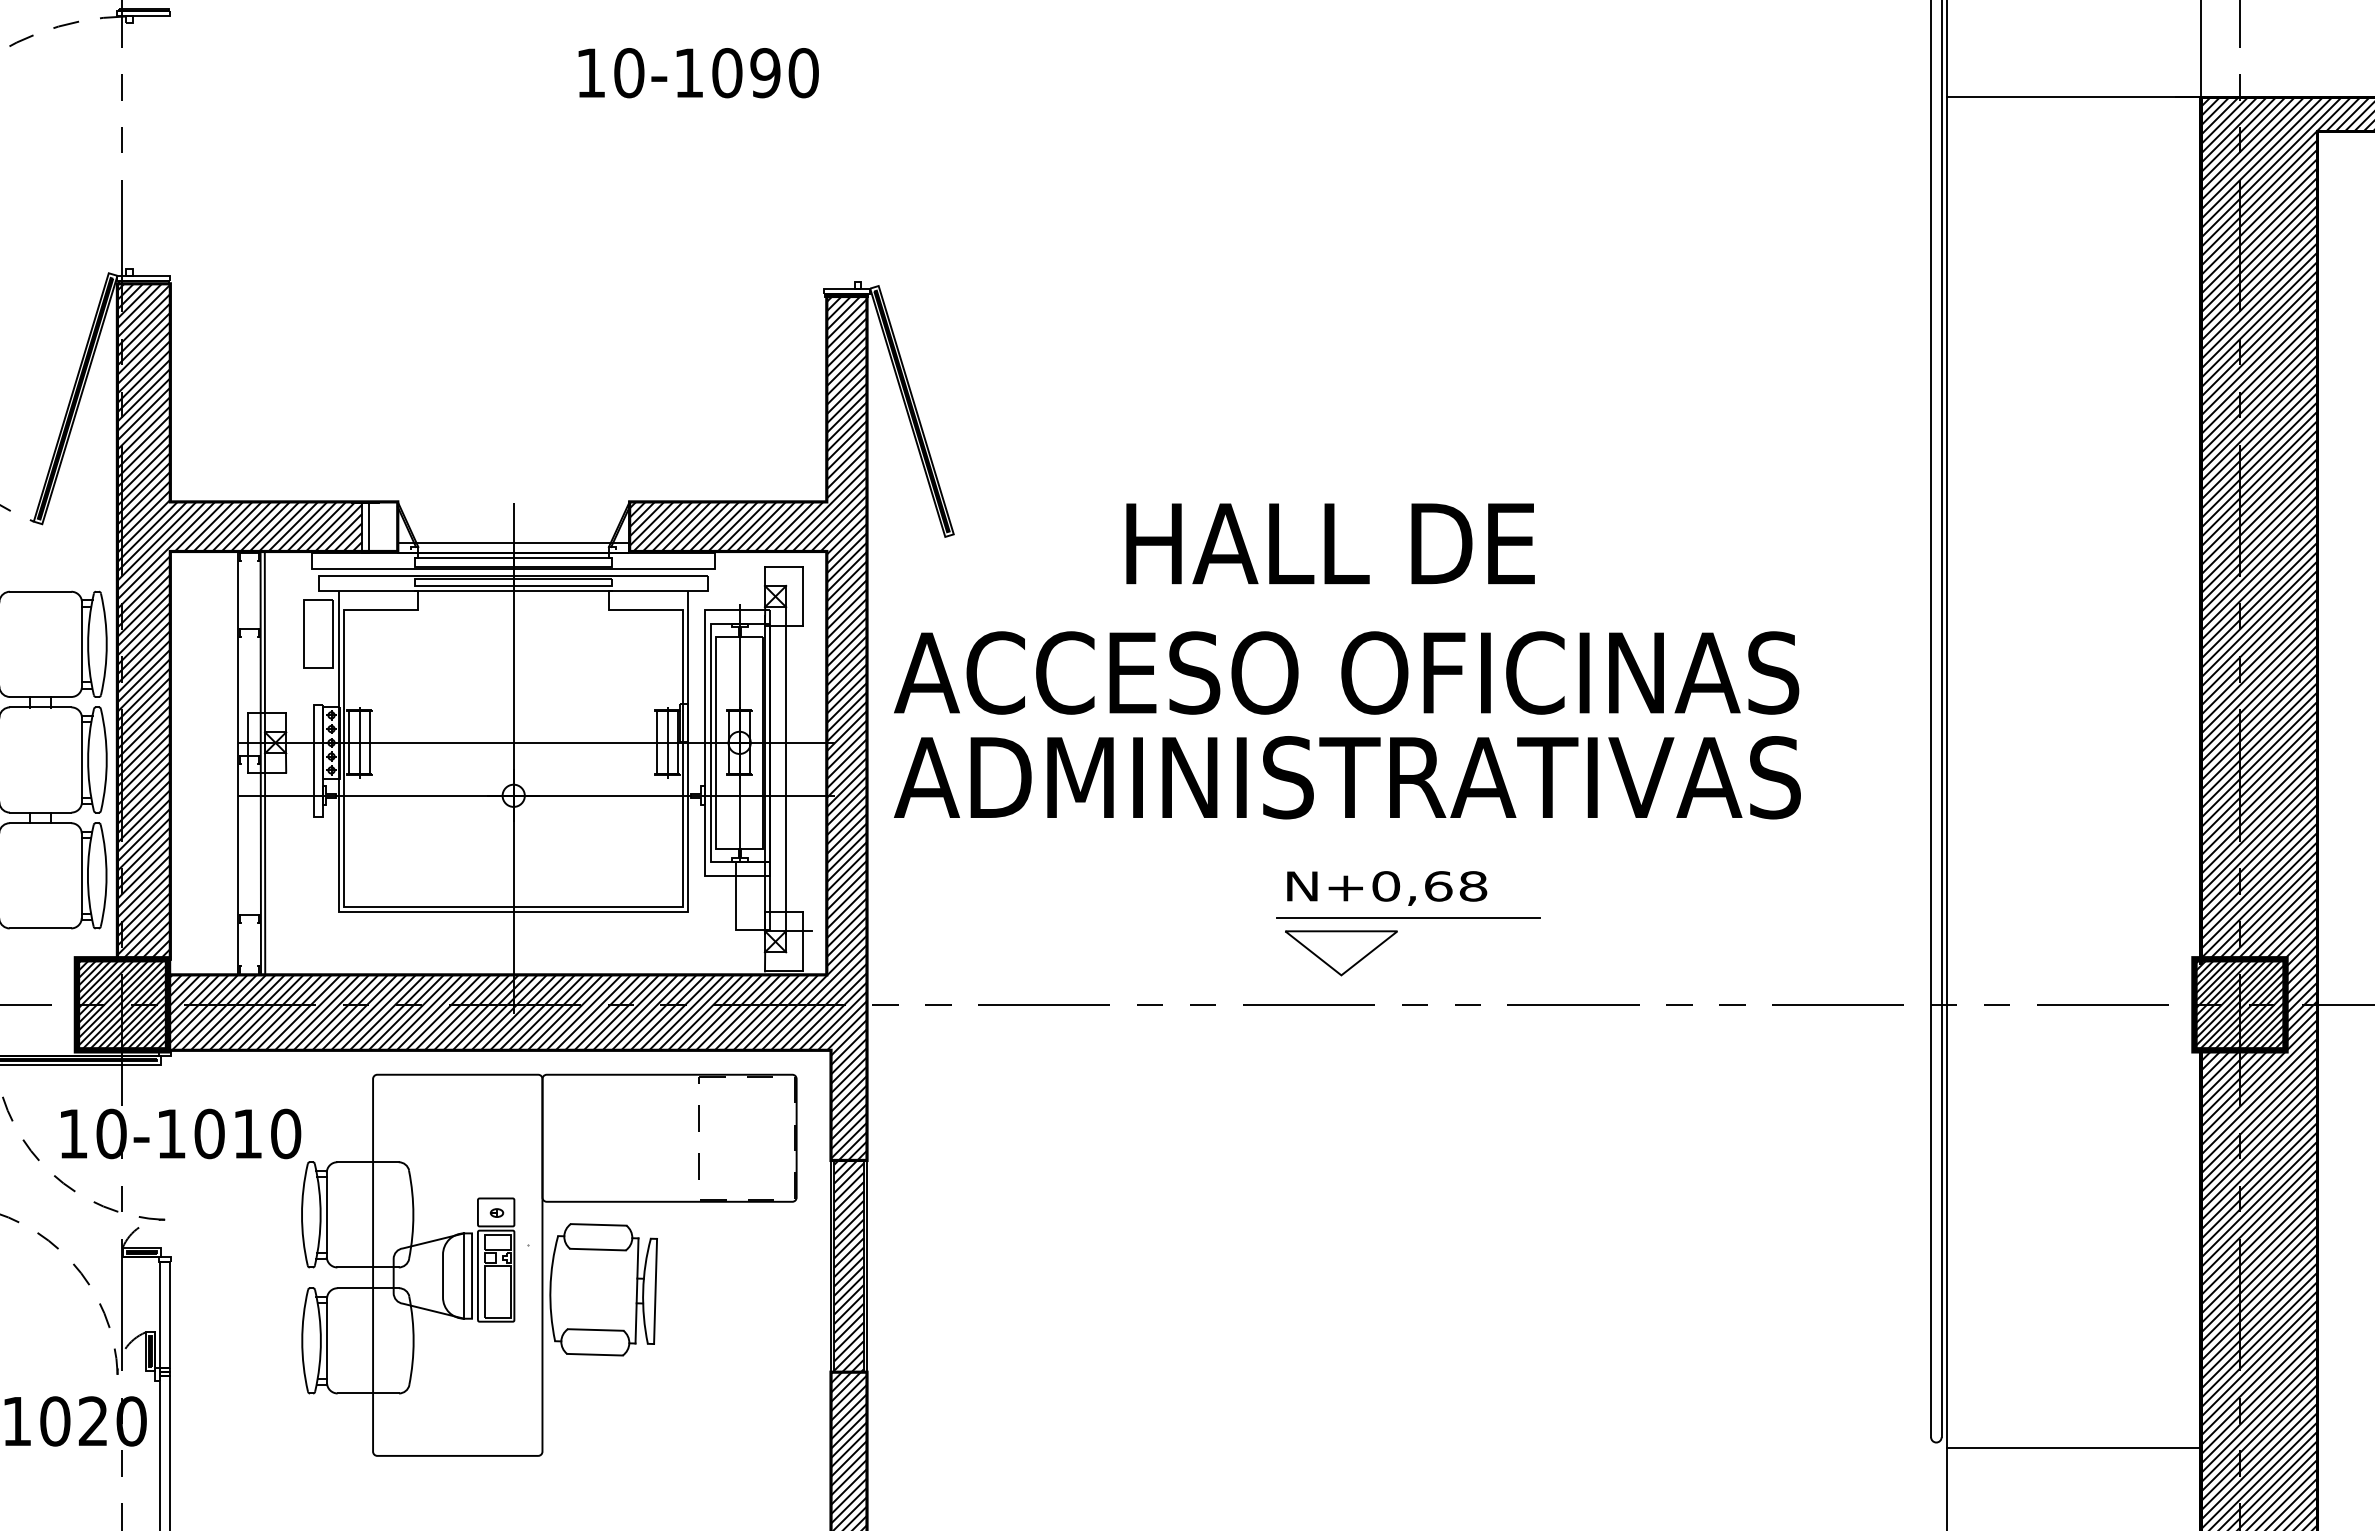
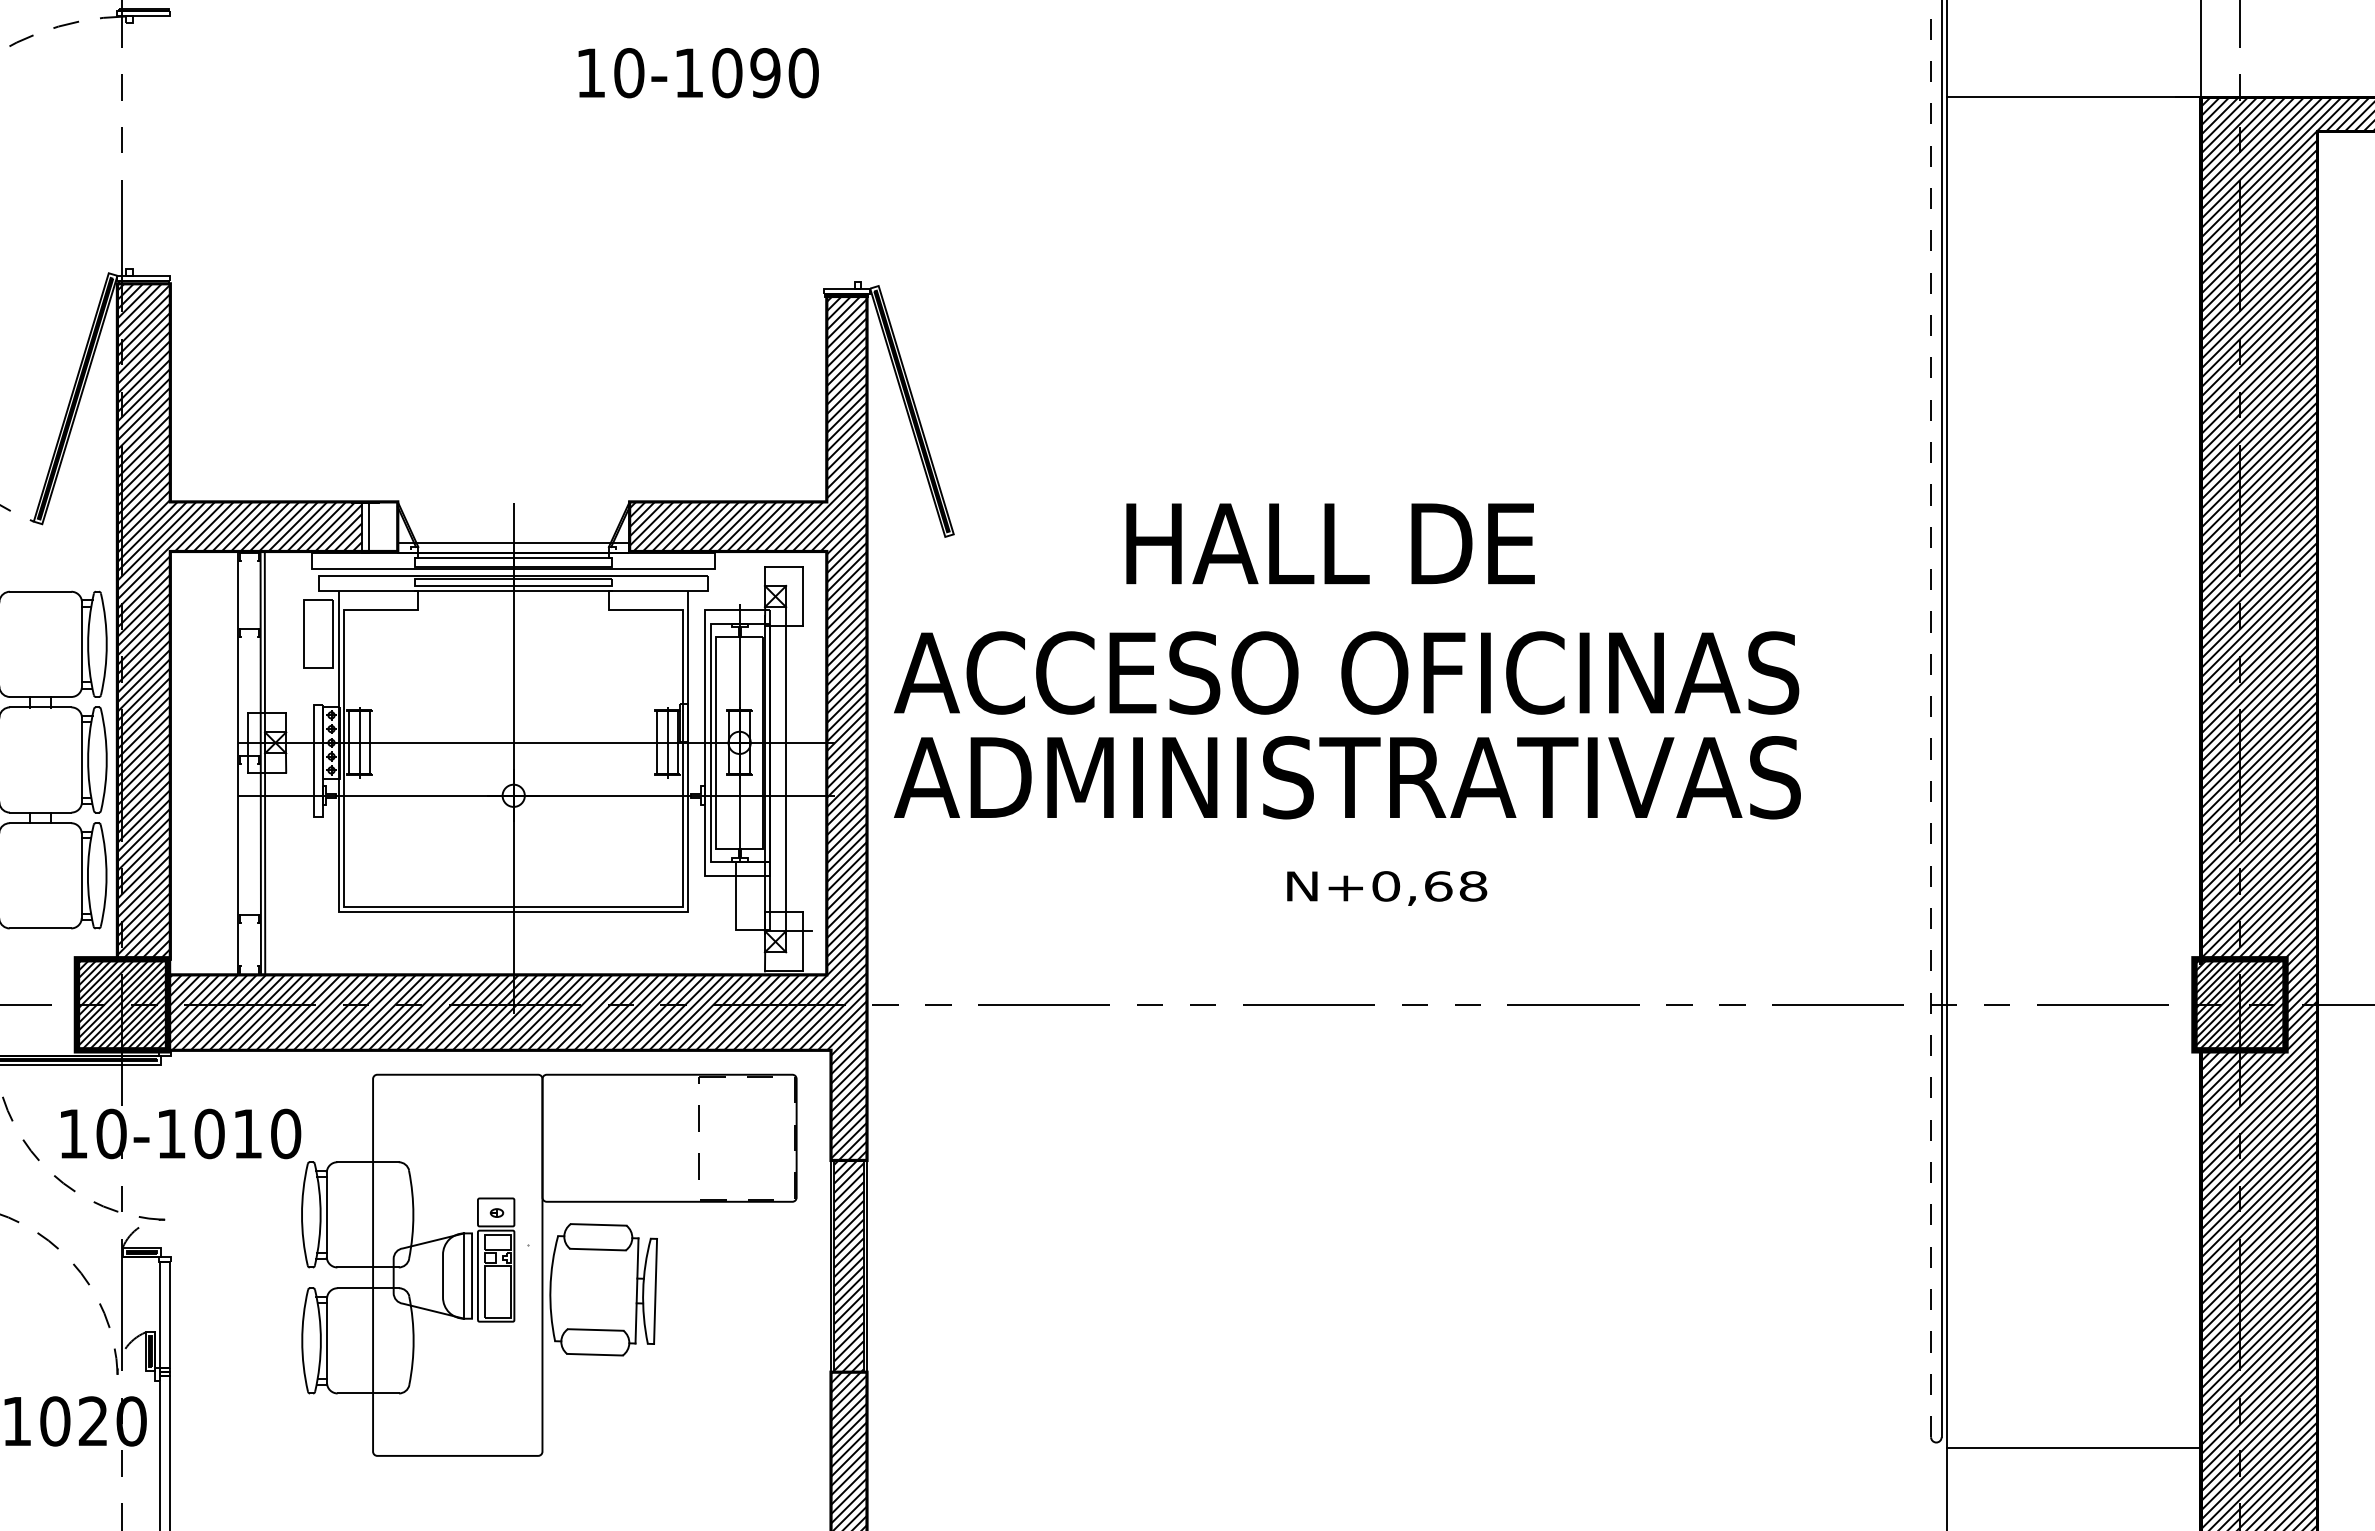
line: solid -> dashed (1931, 718)
line: present -> none (1408, 918)
part: present -> none (1341, 953)
